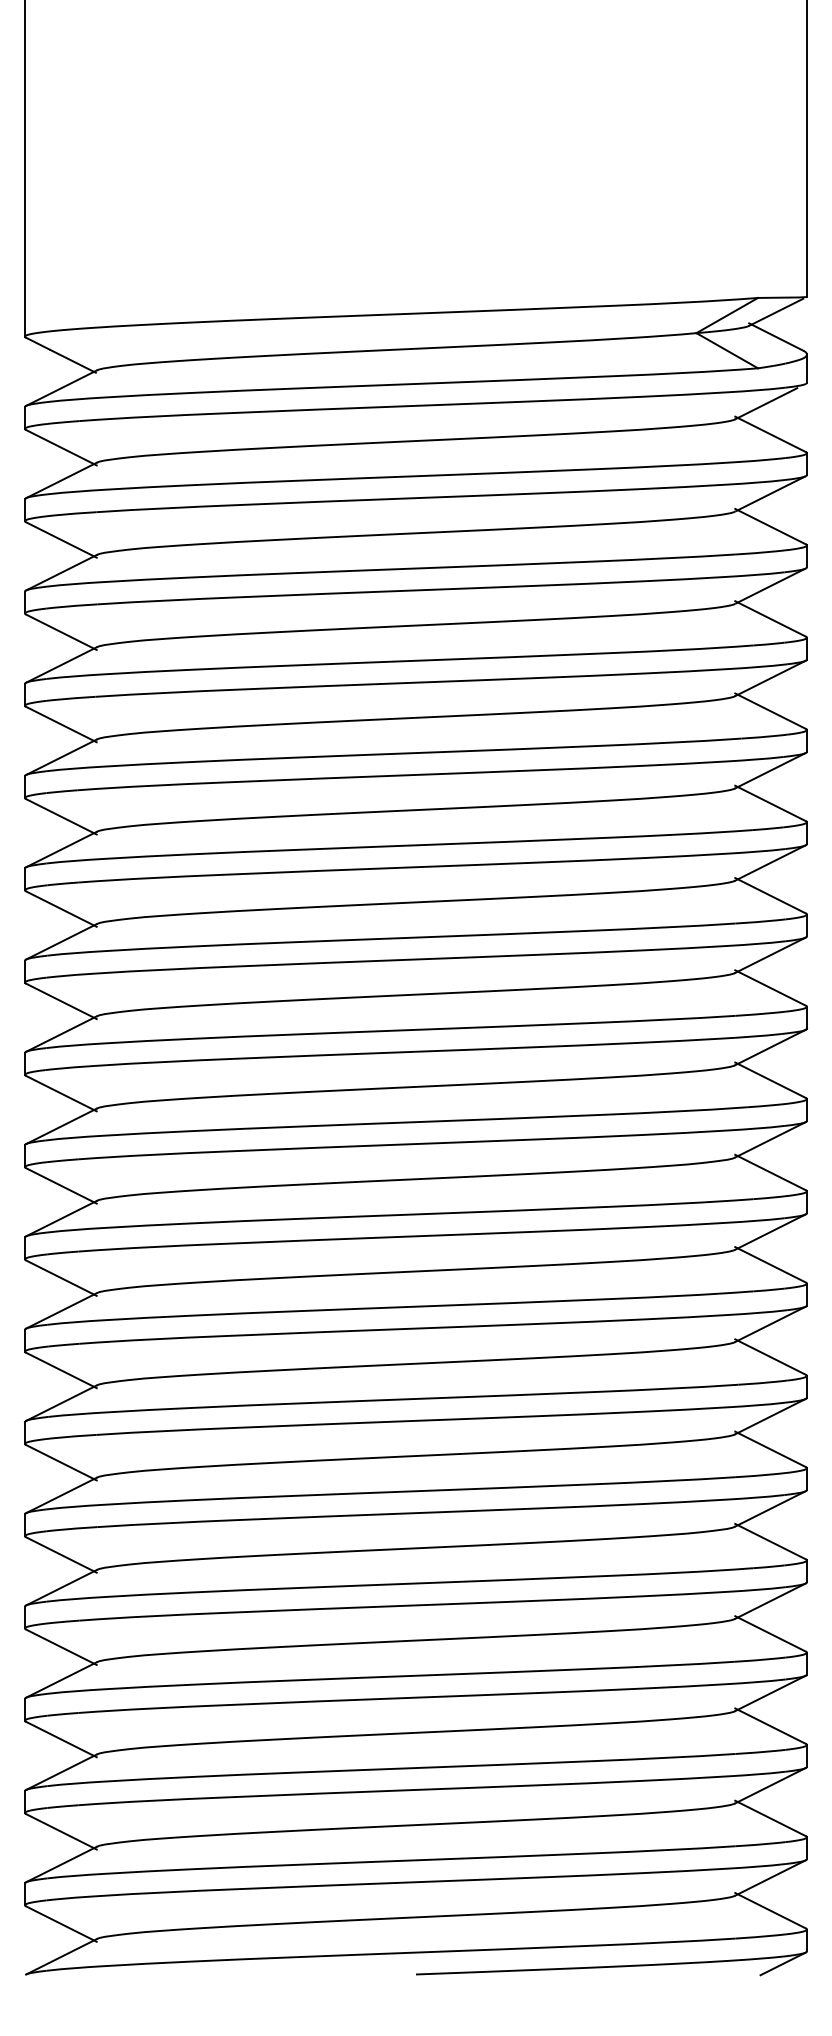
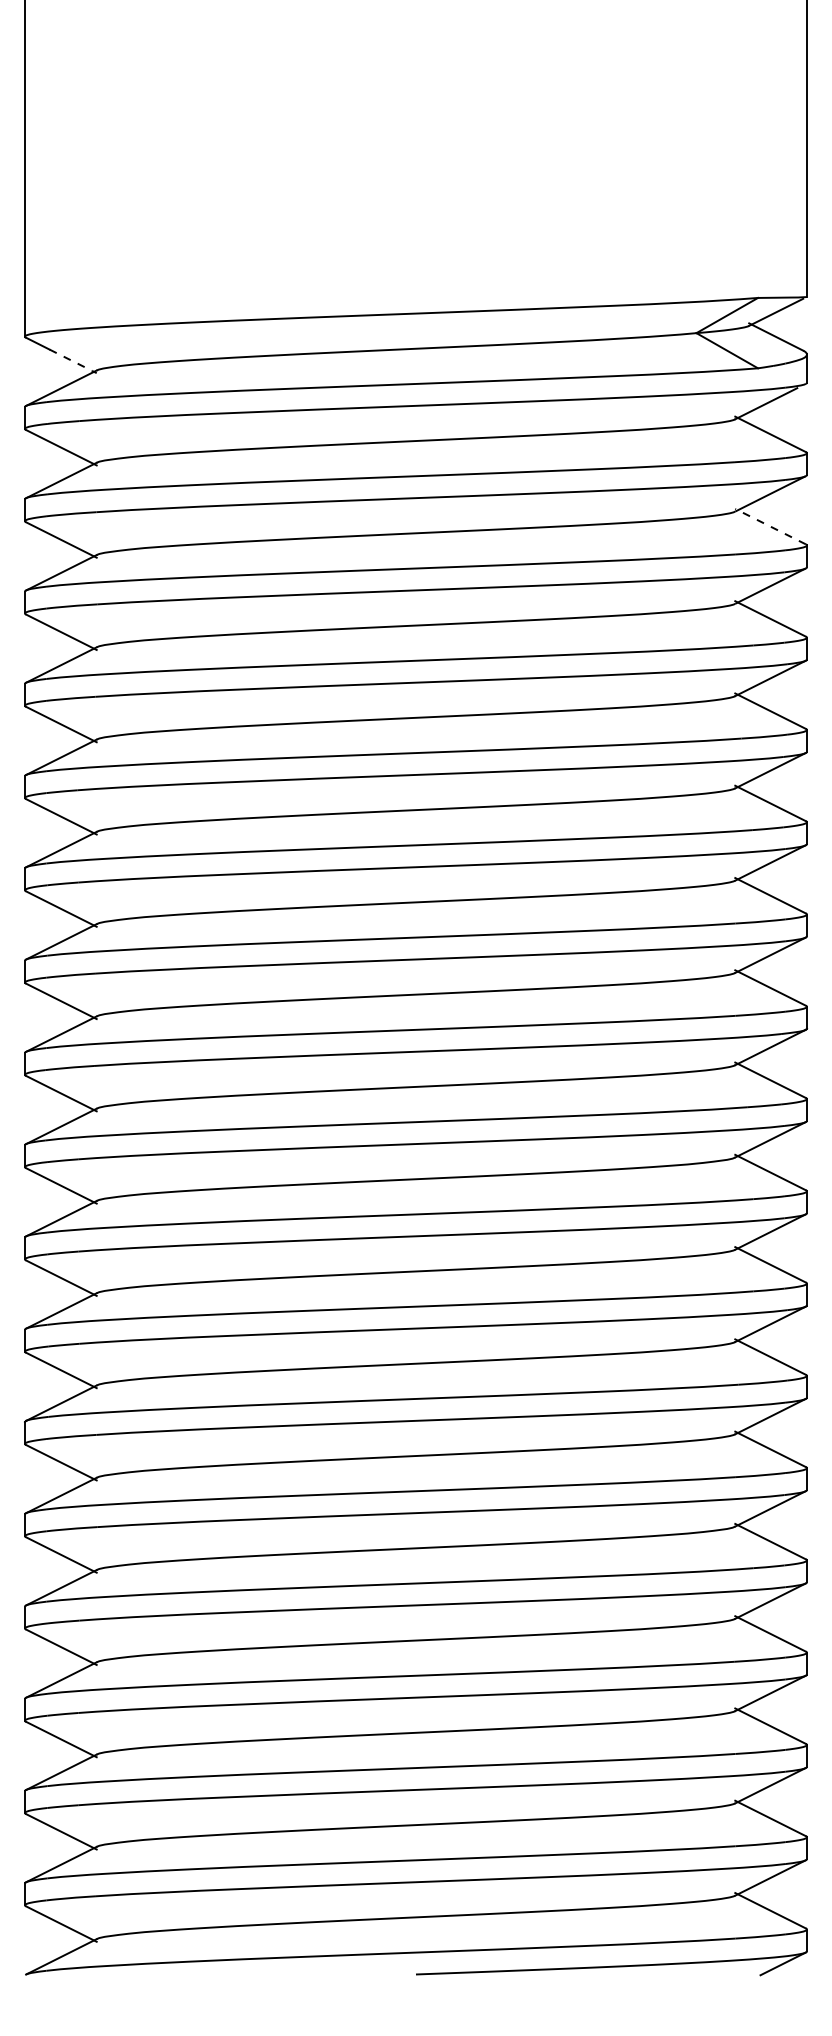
line: solid -> dashed (74, 362)
line: solid -> dashed (770, 526)
